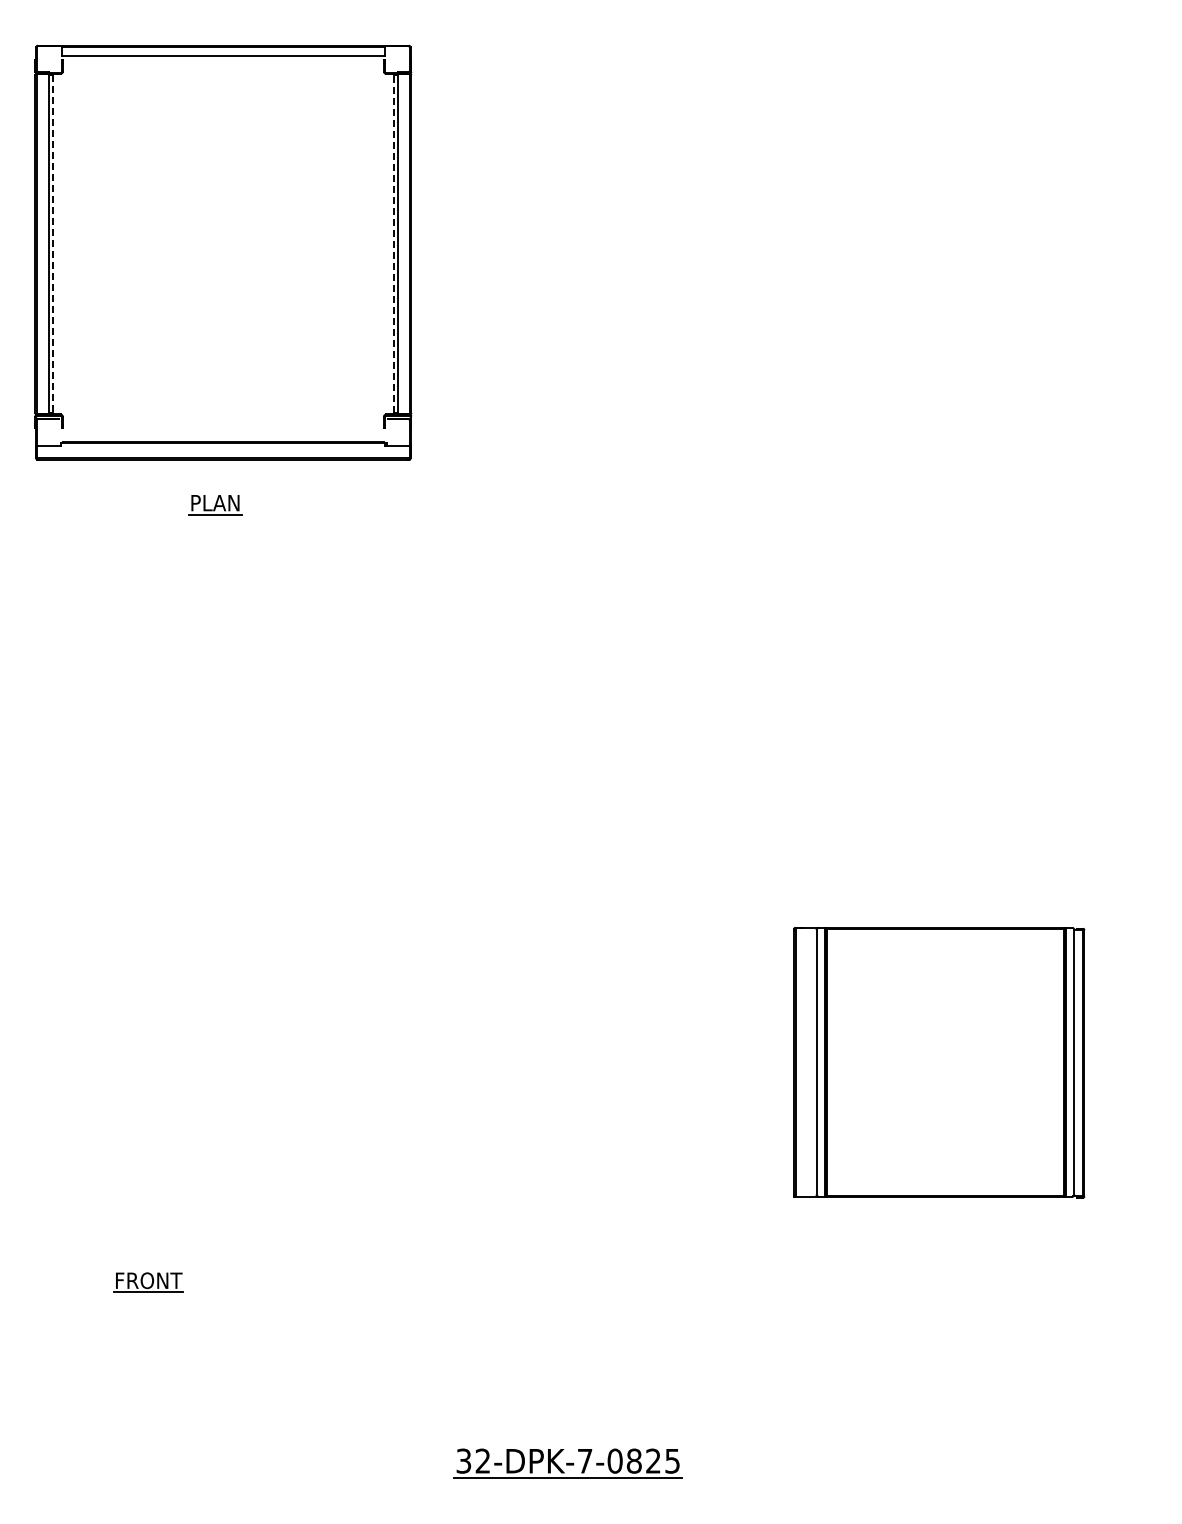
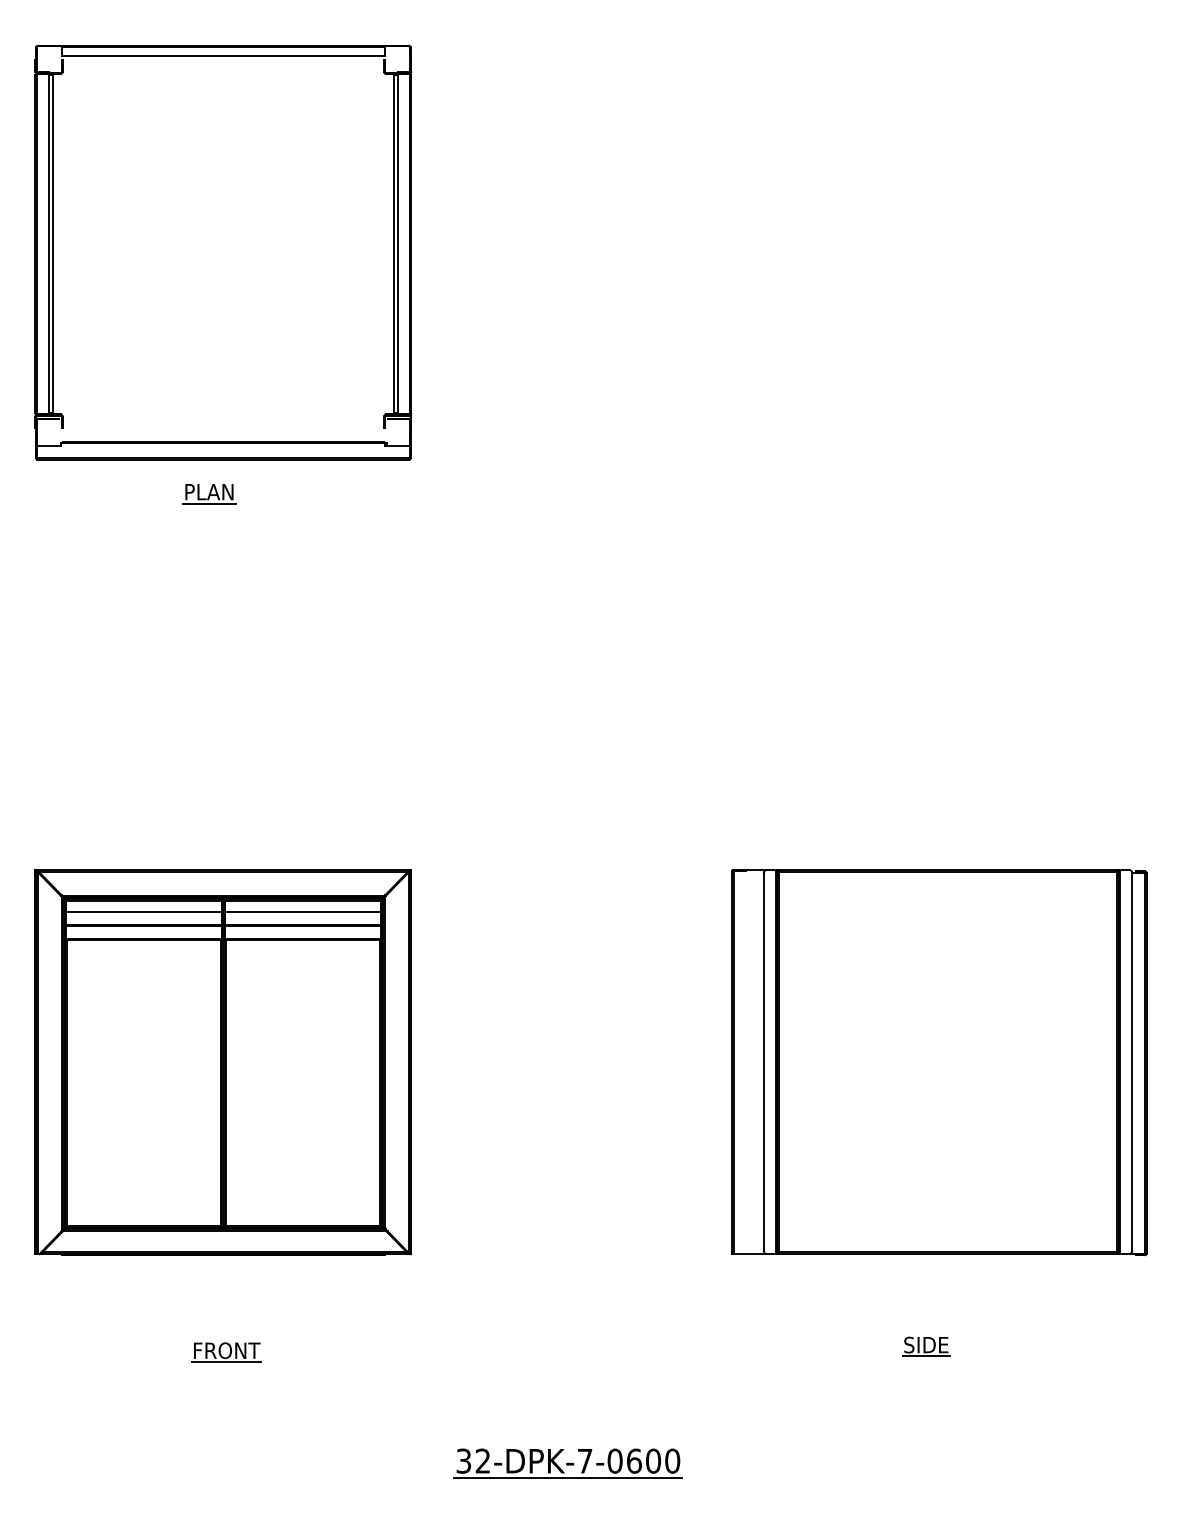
line: dashed -> solid (53, 244)
line: dashed -> solid (393, 244)
part position: (215, 505) -> (209, 494) (209, 494)
part: none -> present (222, 1061)
part size: 293x272 px -> 417x388 px (939, 1062)
part position: (148, 1282) -> (226, 1352) (226, 1352)
part: none -> present (926, 1346)
text: 32-DPK-7-0825 -> 32-DPK-7-0600 (653, 1460)
